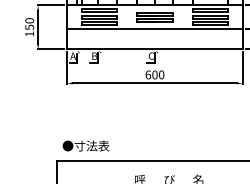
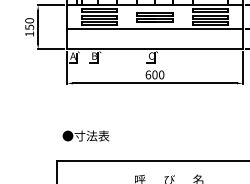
text position: (85, 145) -> (85, 135) (85, 135)
